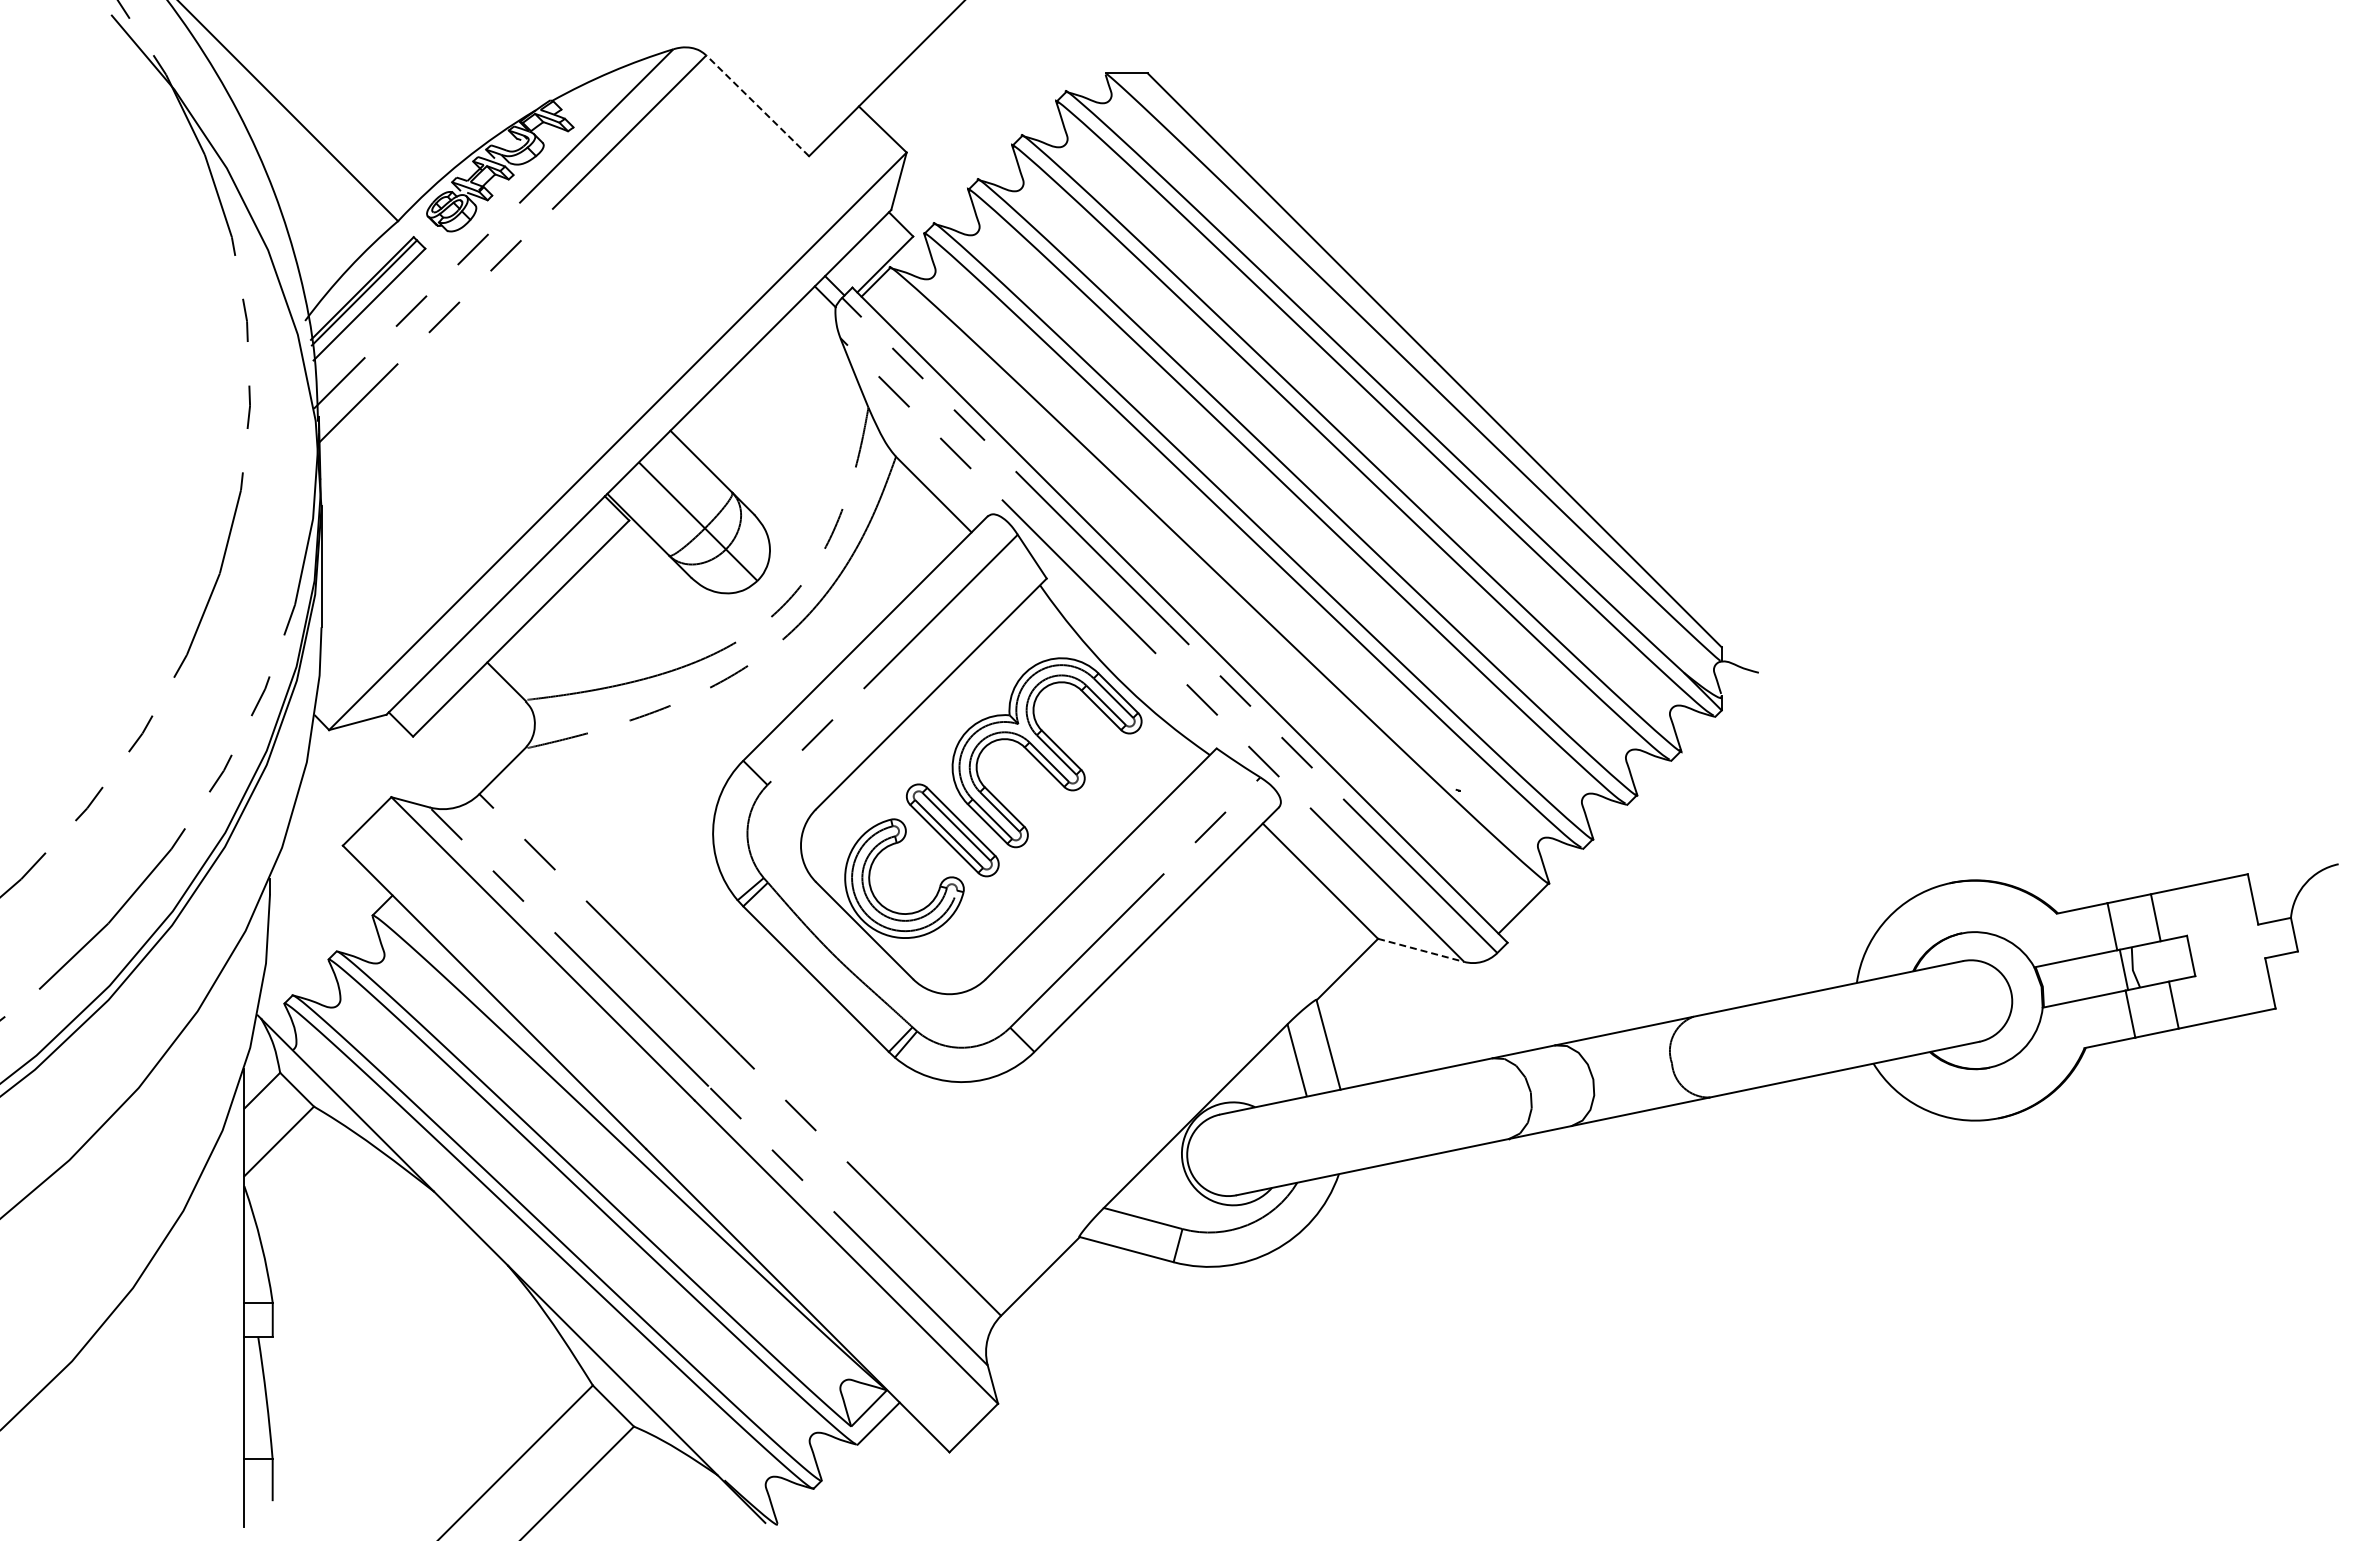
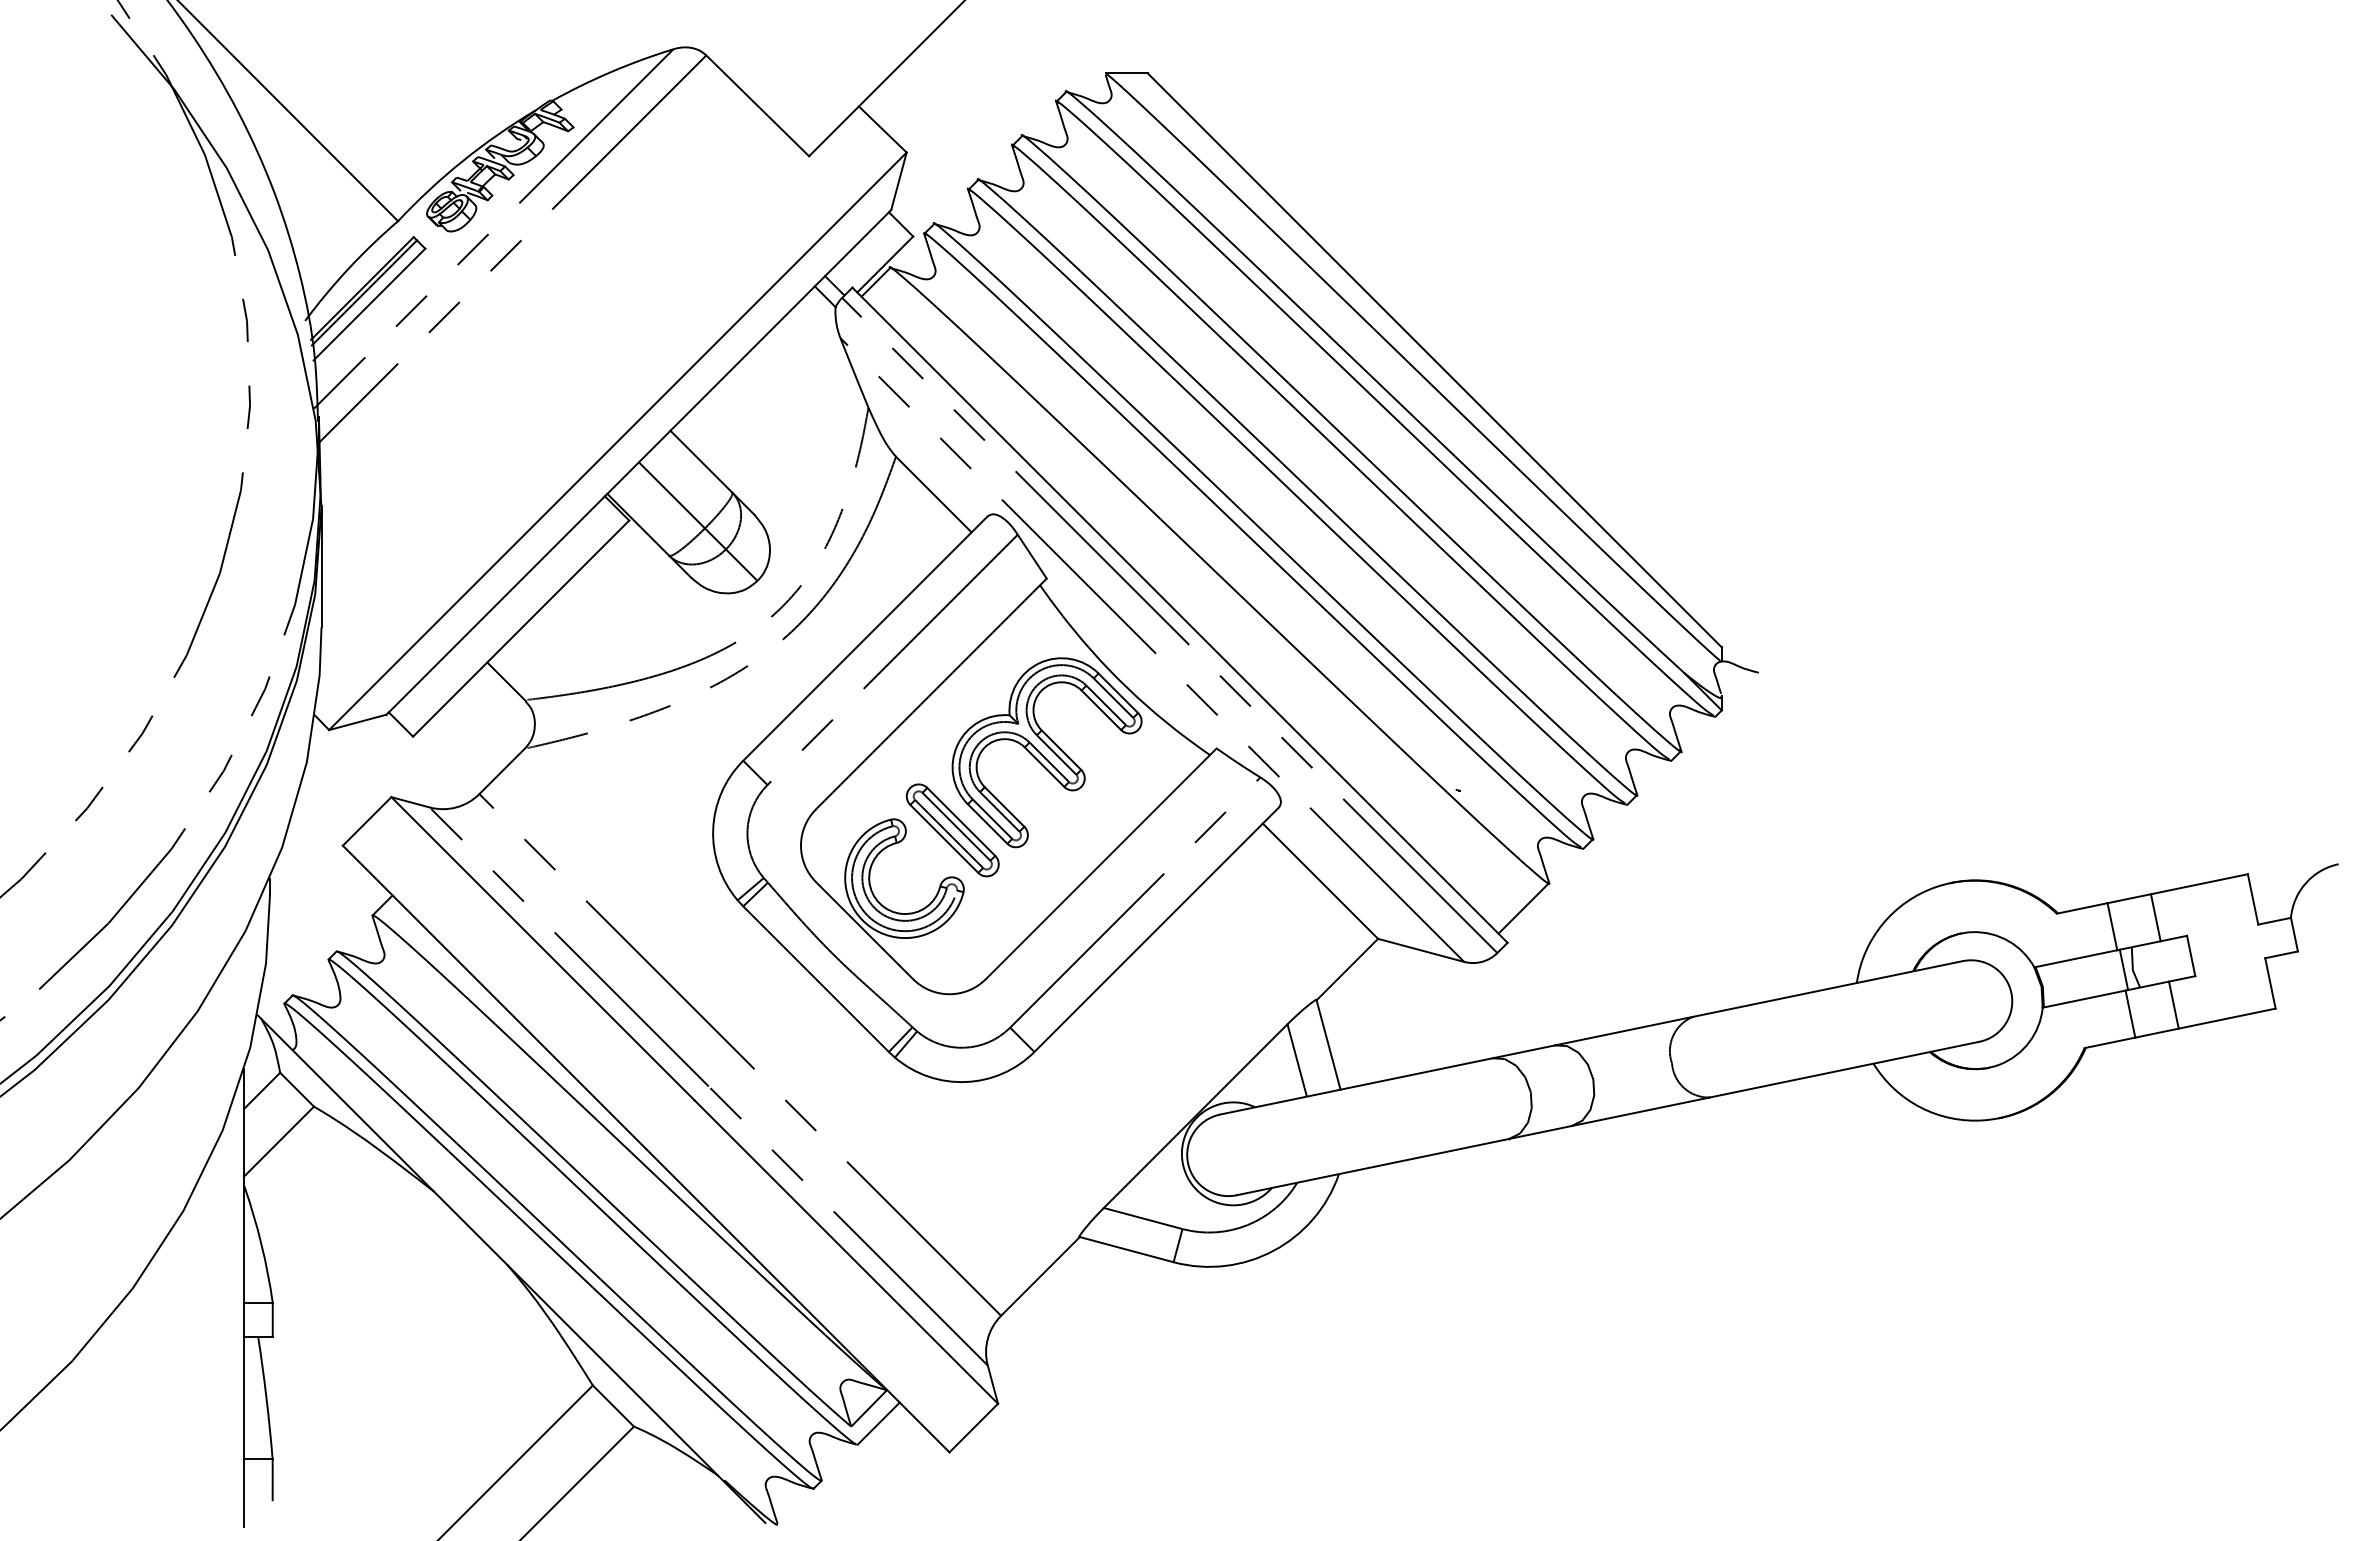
line: dashed -> solid (757, 105)
line: dashed -> solid (1421, 950)
